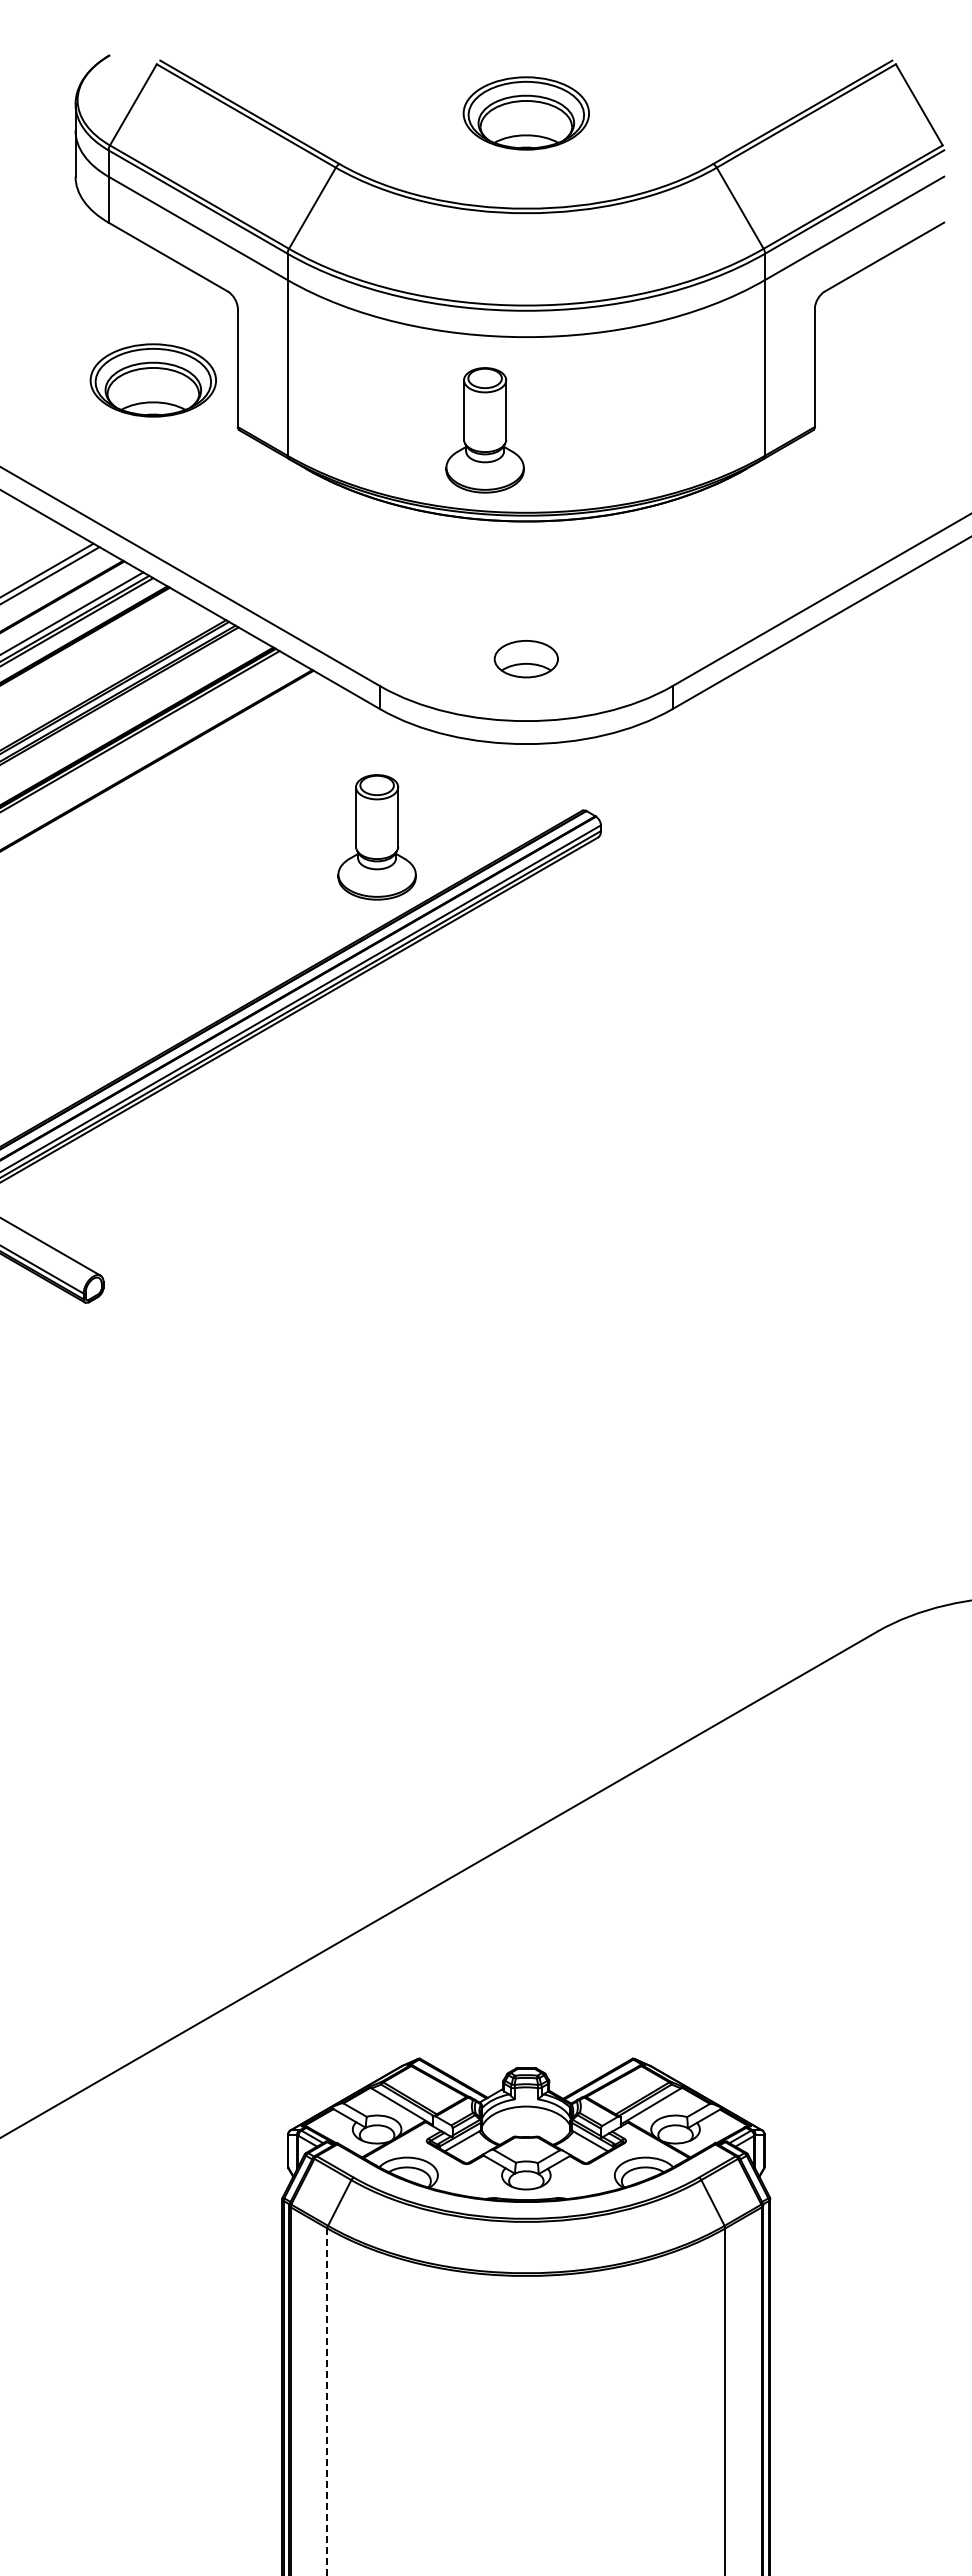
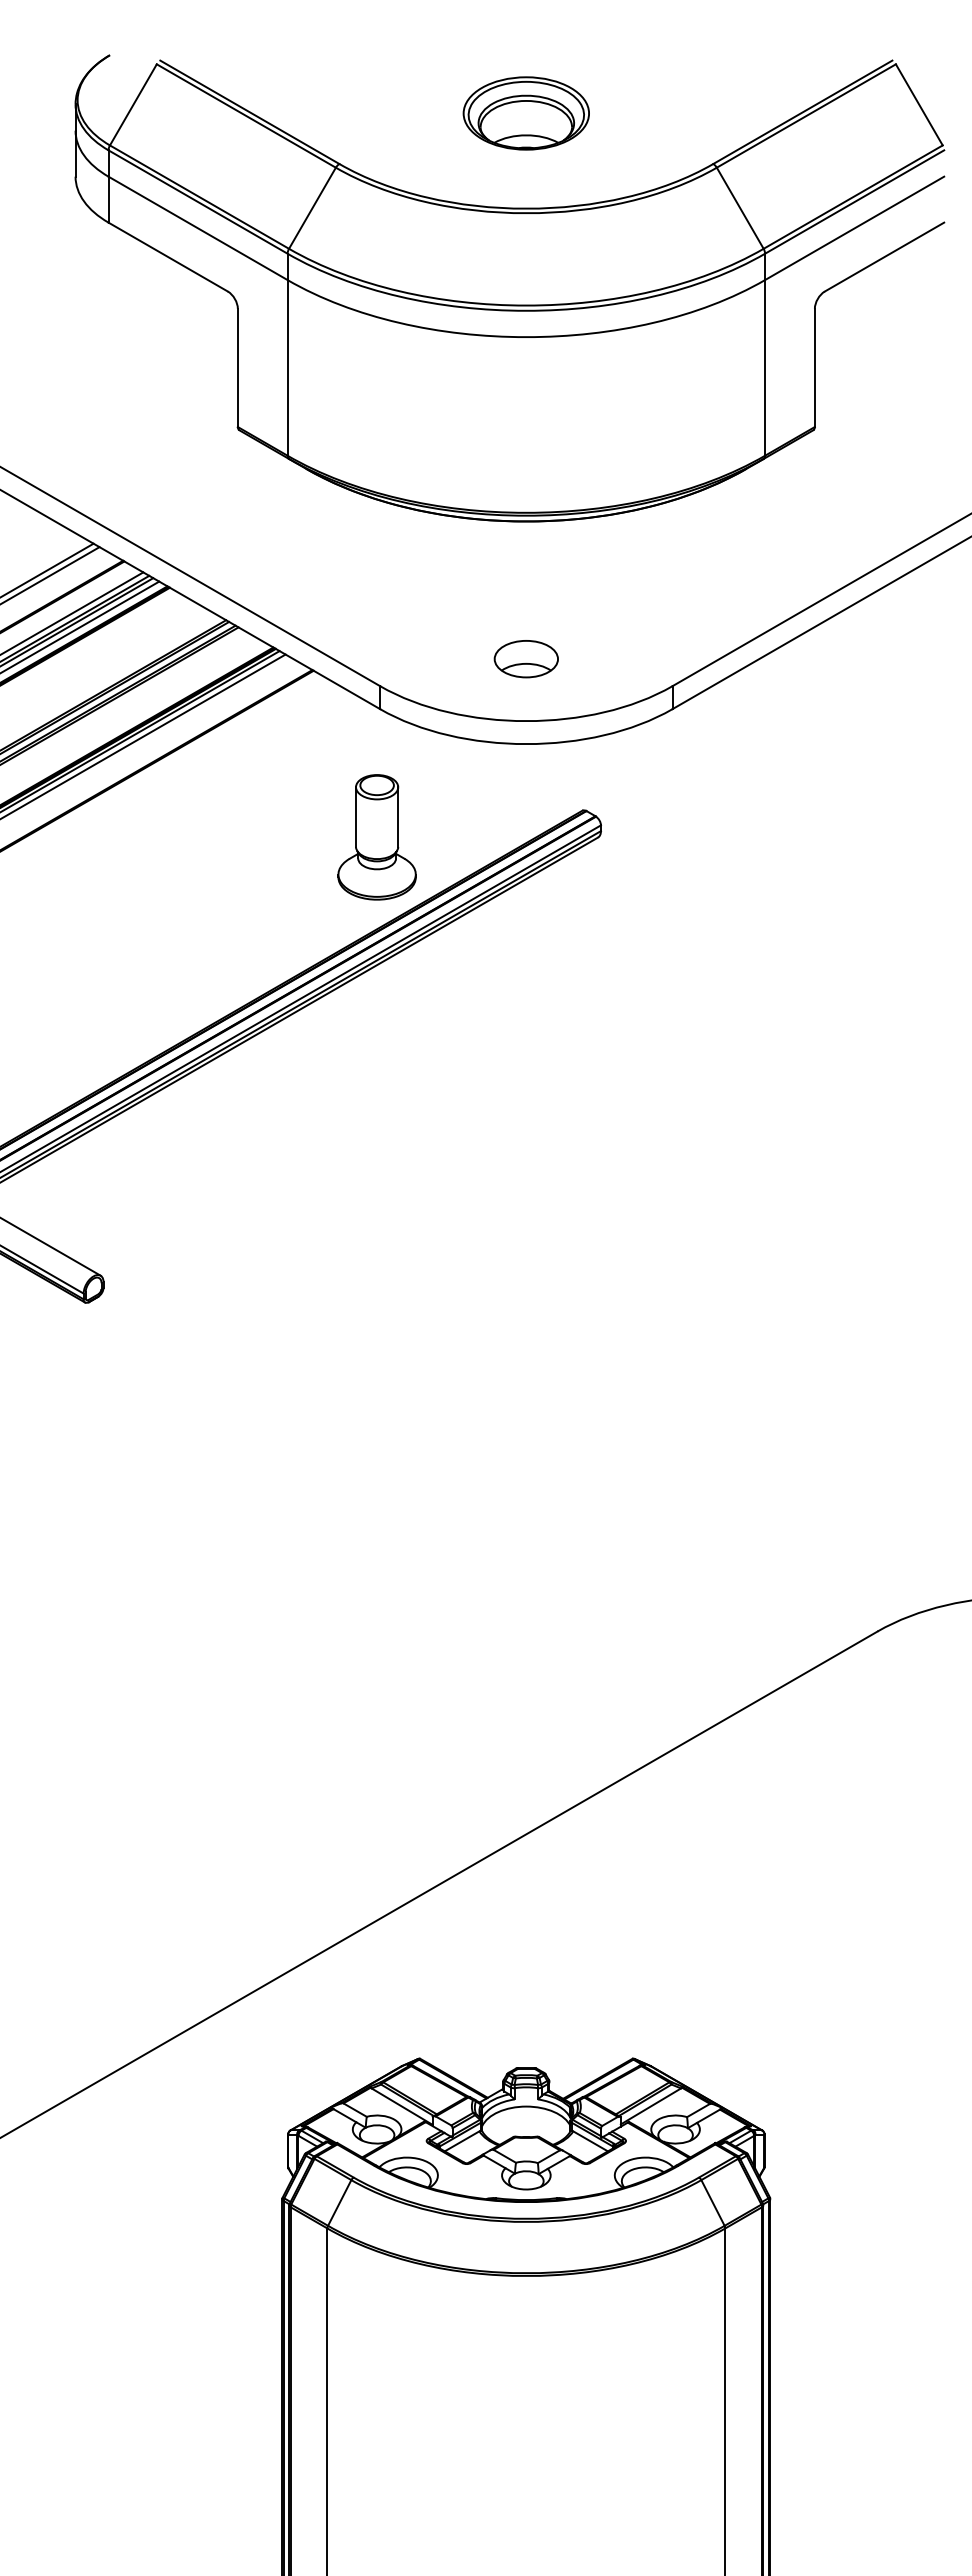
part: present -> none (152, 380)
part: present -> none (484, 430)
line: none -> present (80, 626)
line: none -> present (143, 736)
line: dashed -> solid (327, 2402)
